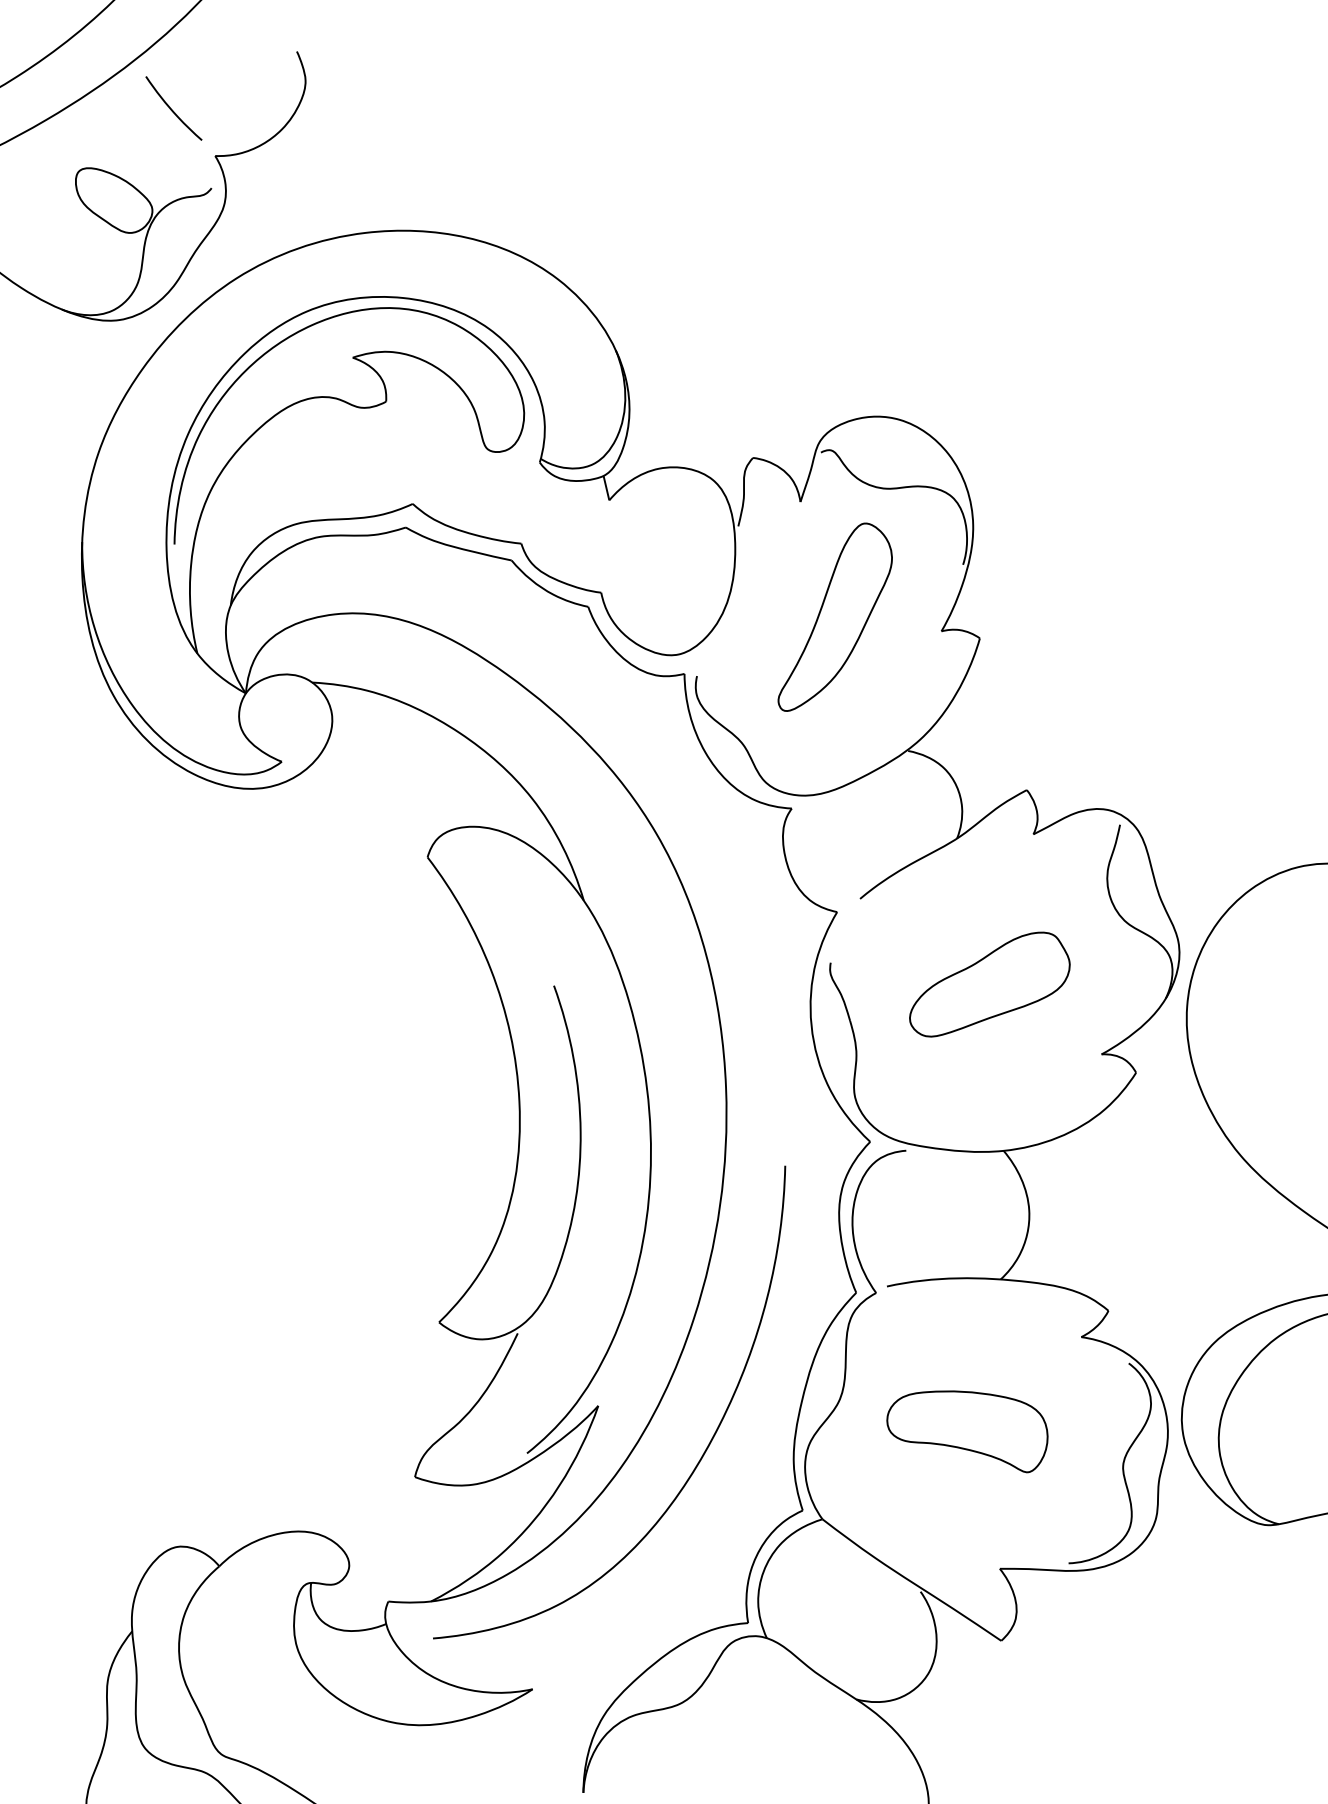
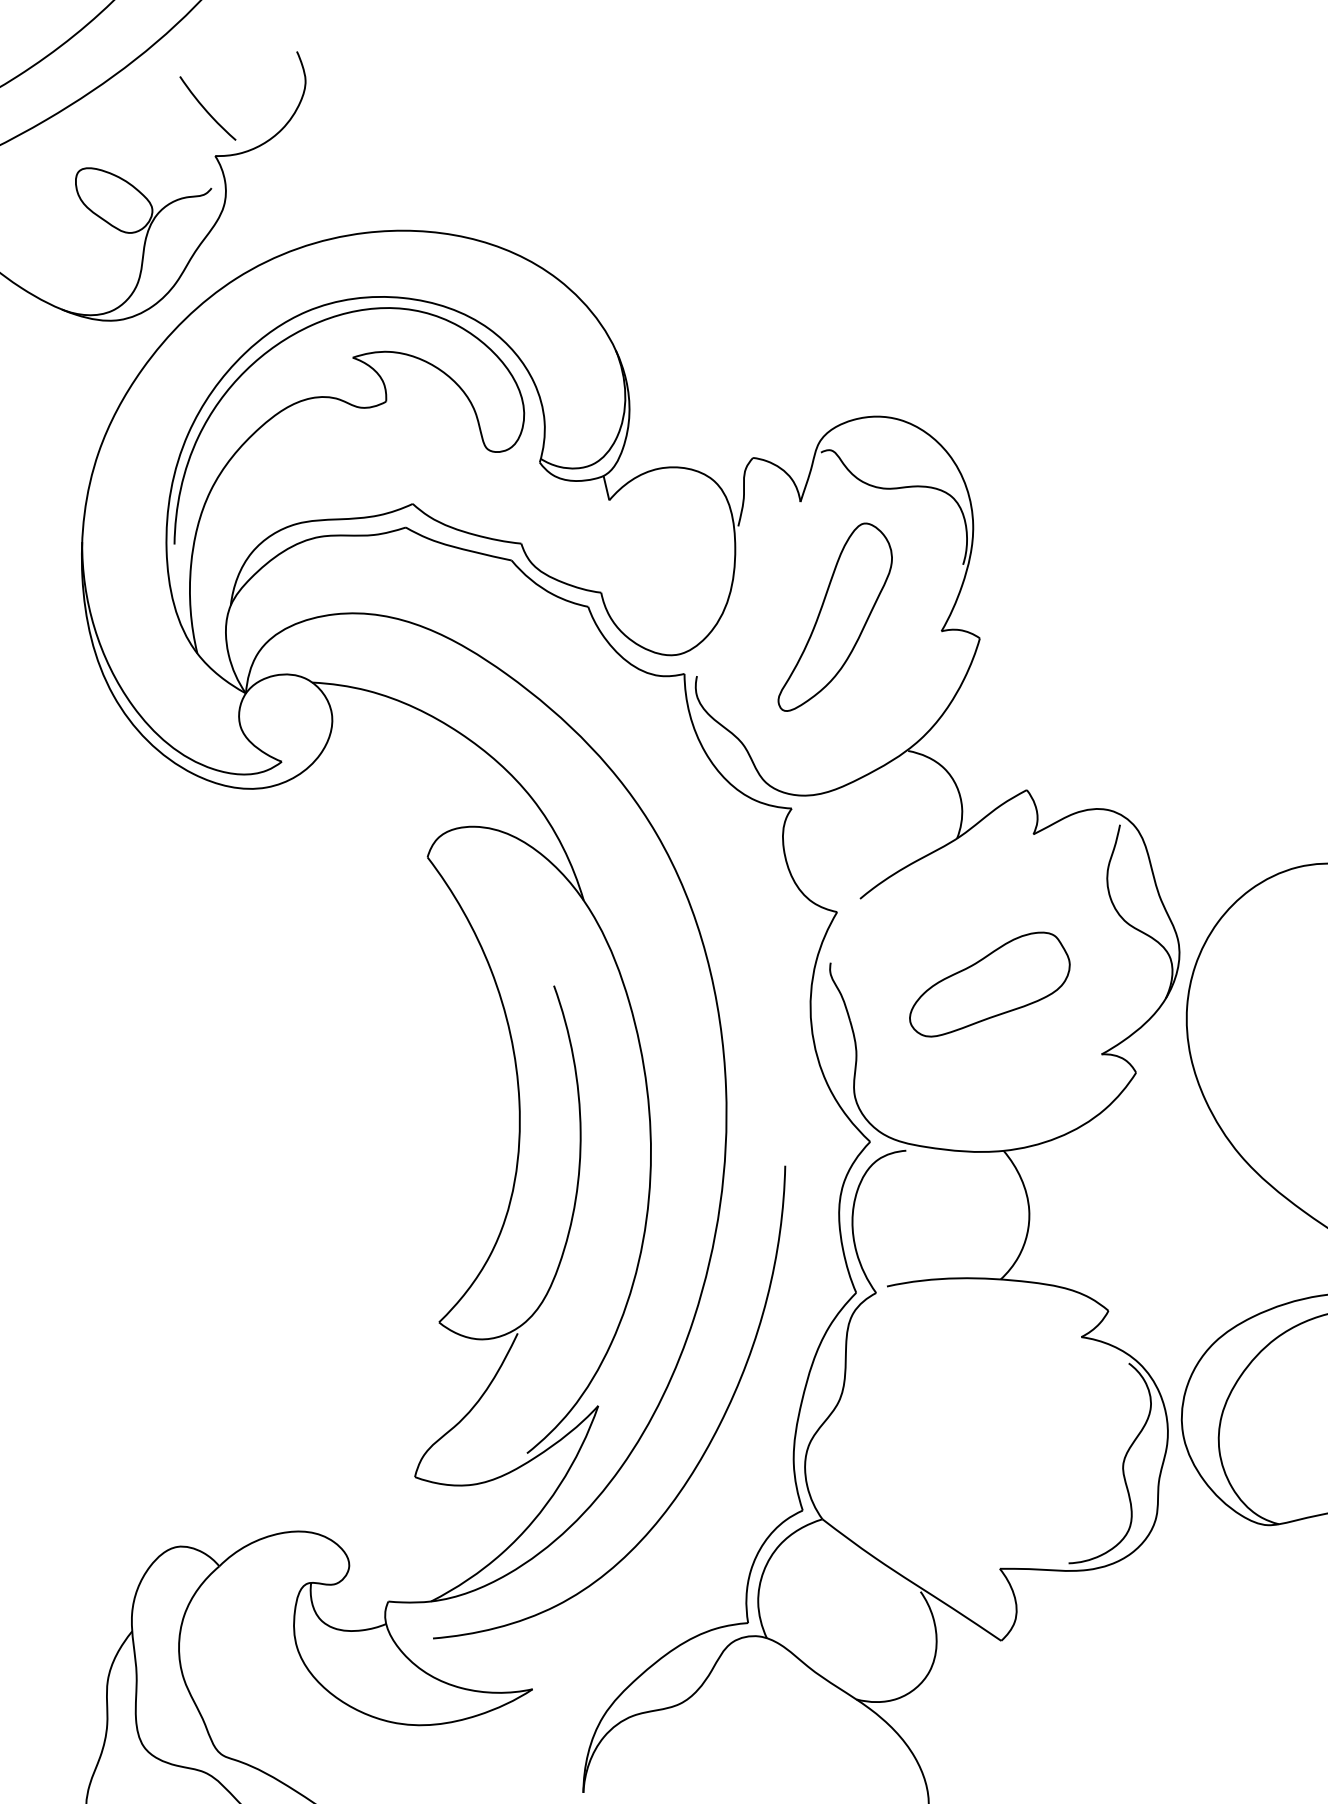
curve position: (172, 109) -> (206, 109) (206, 109)
part: present -> none (967, 1431)
